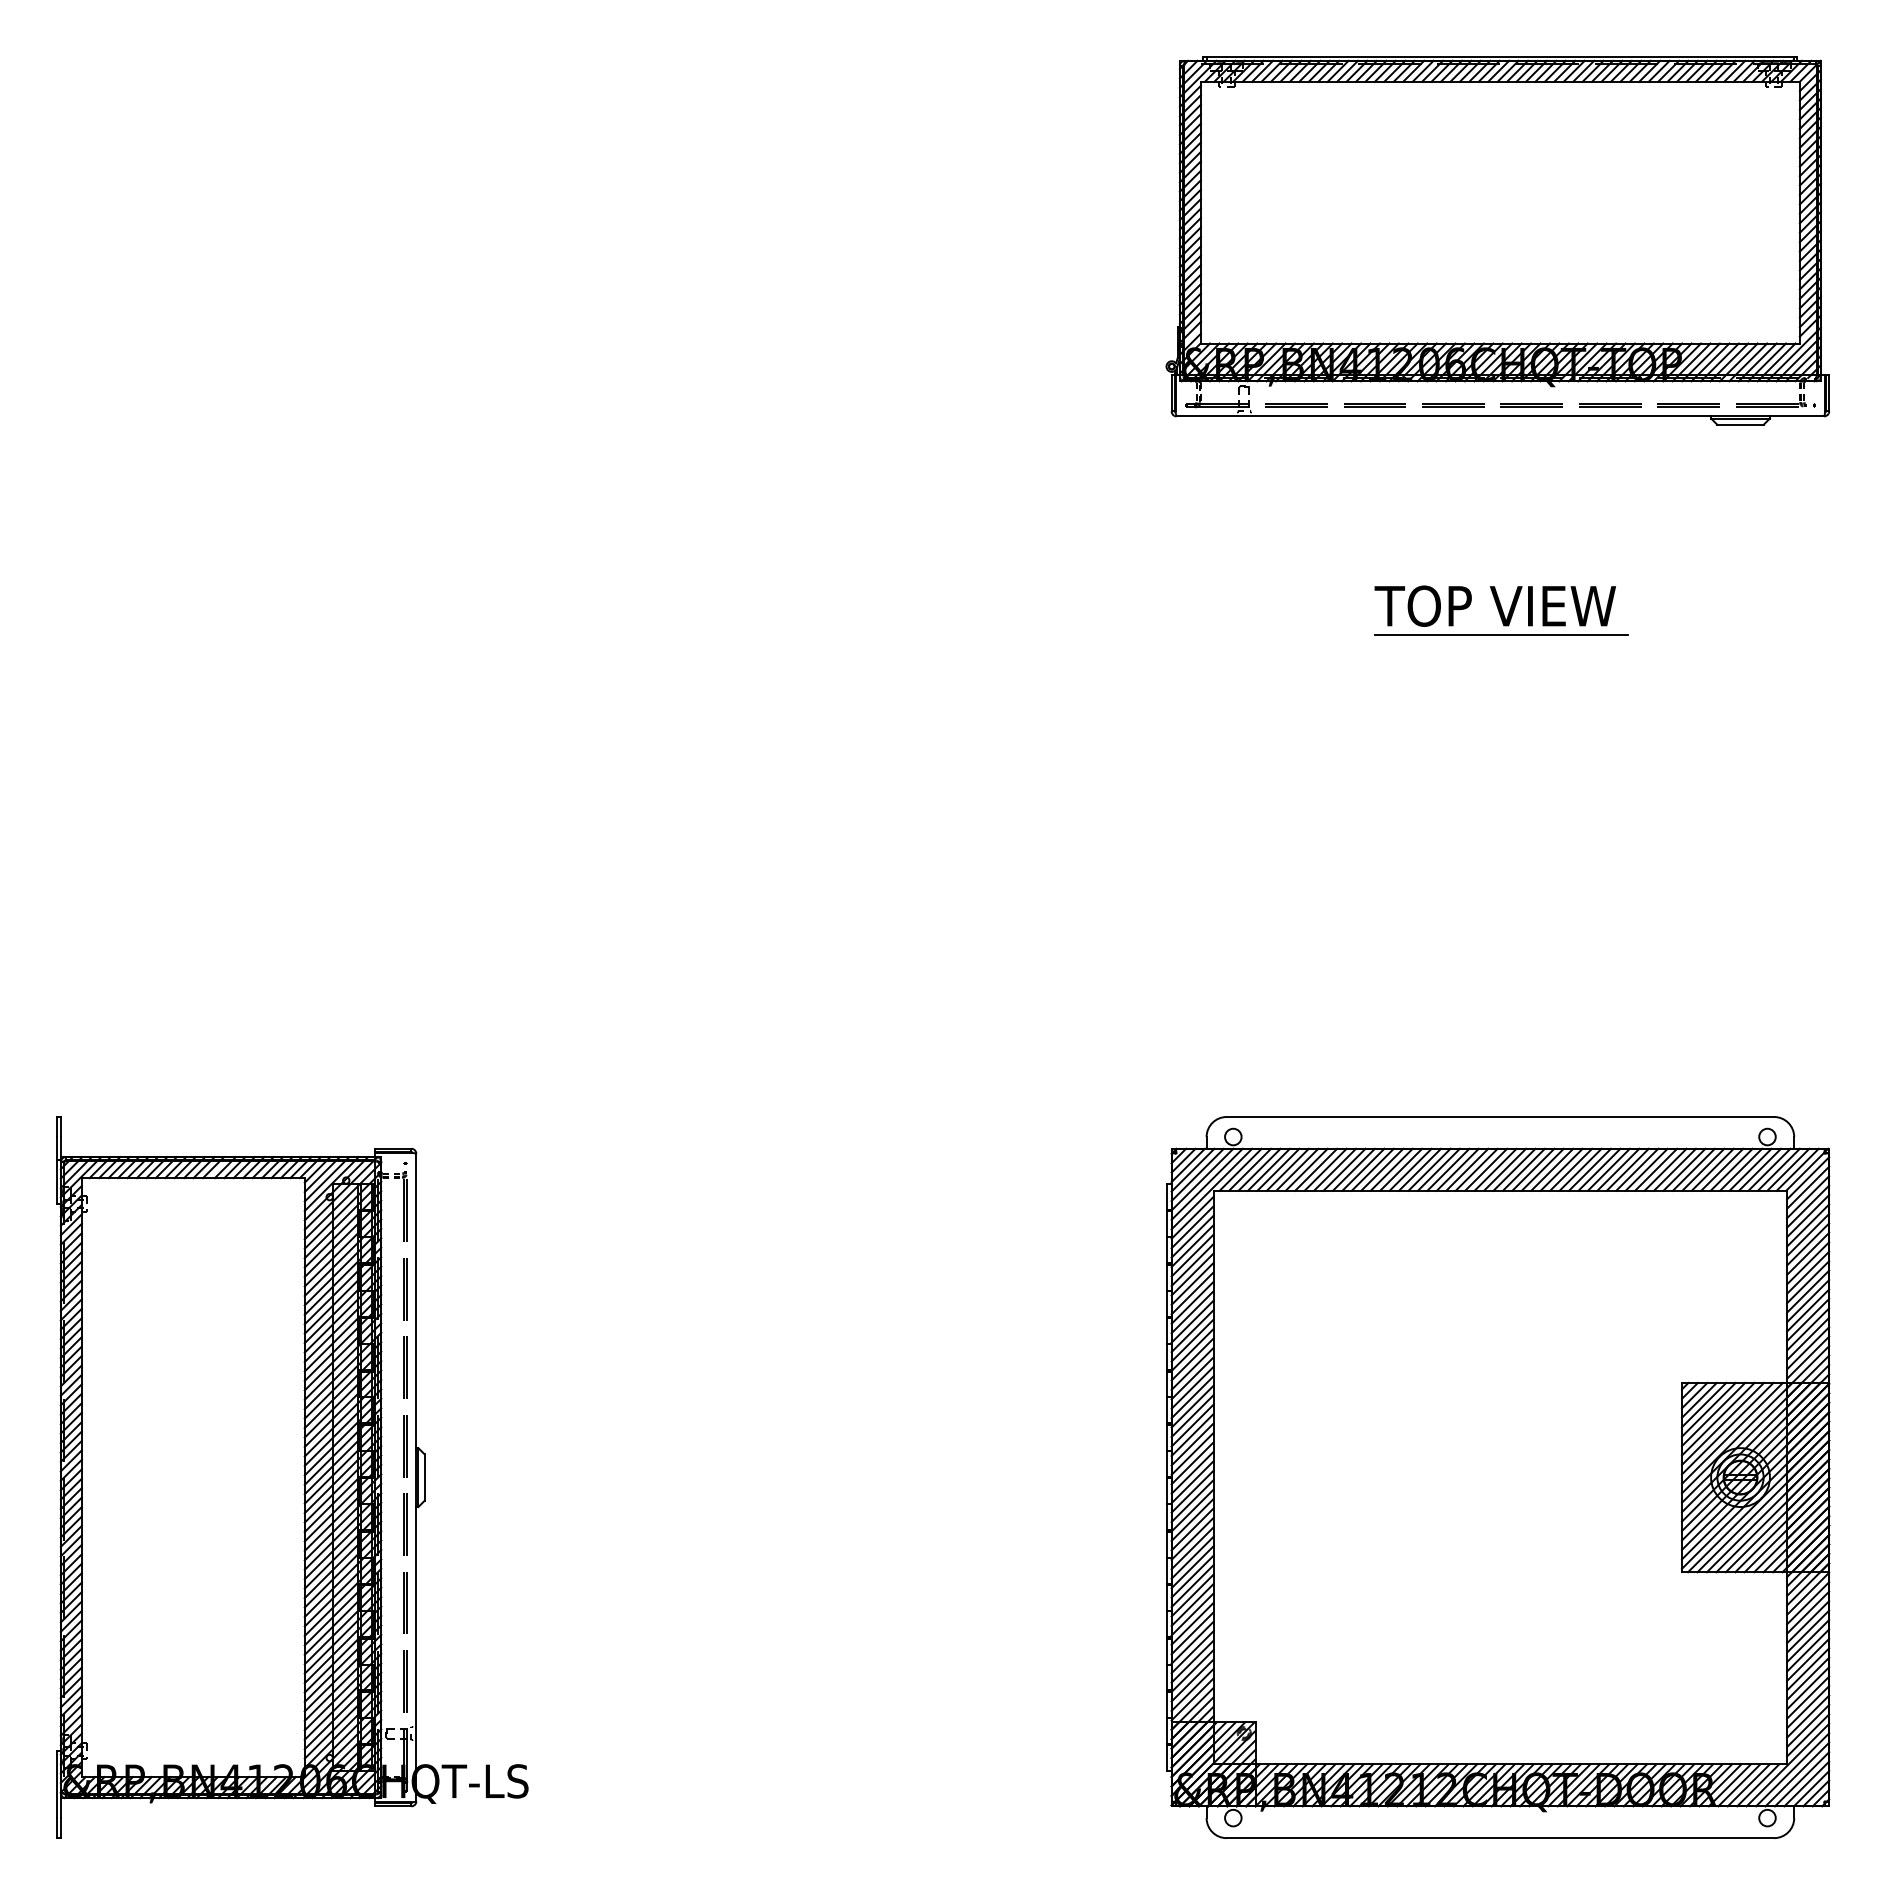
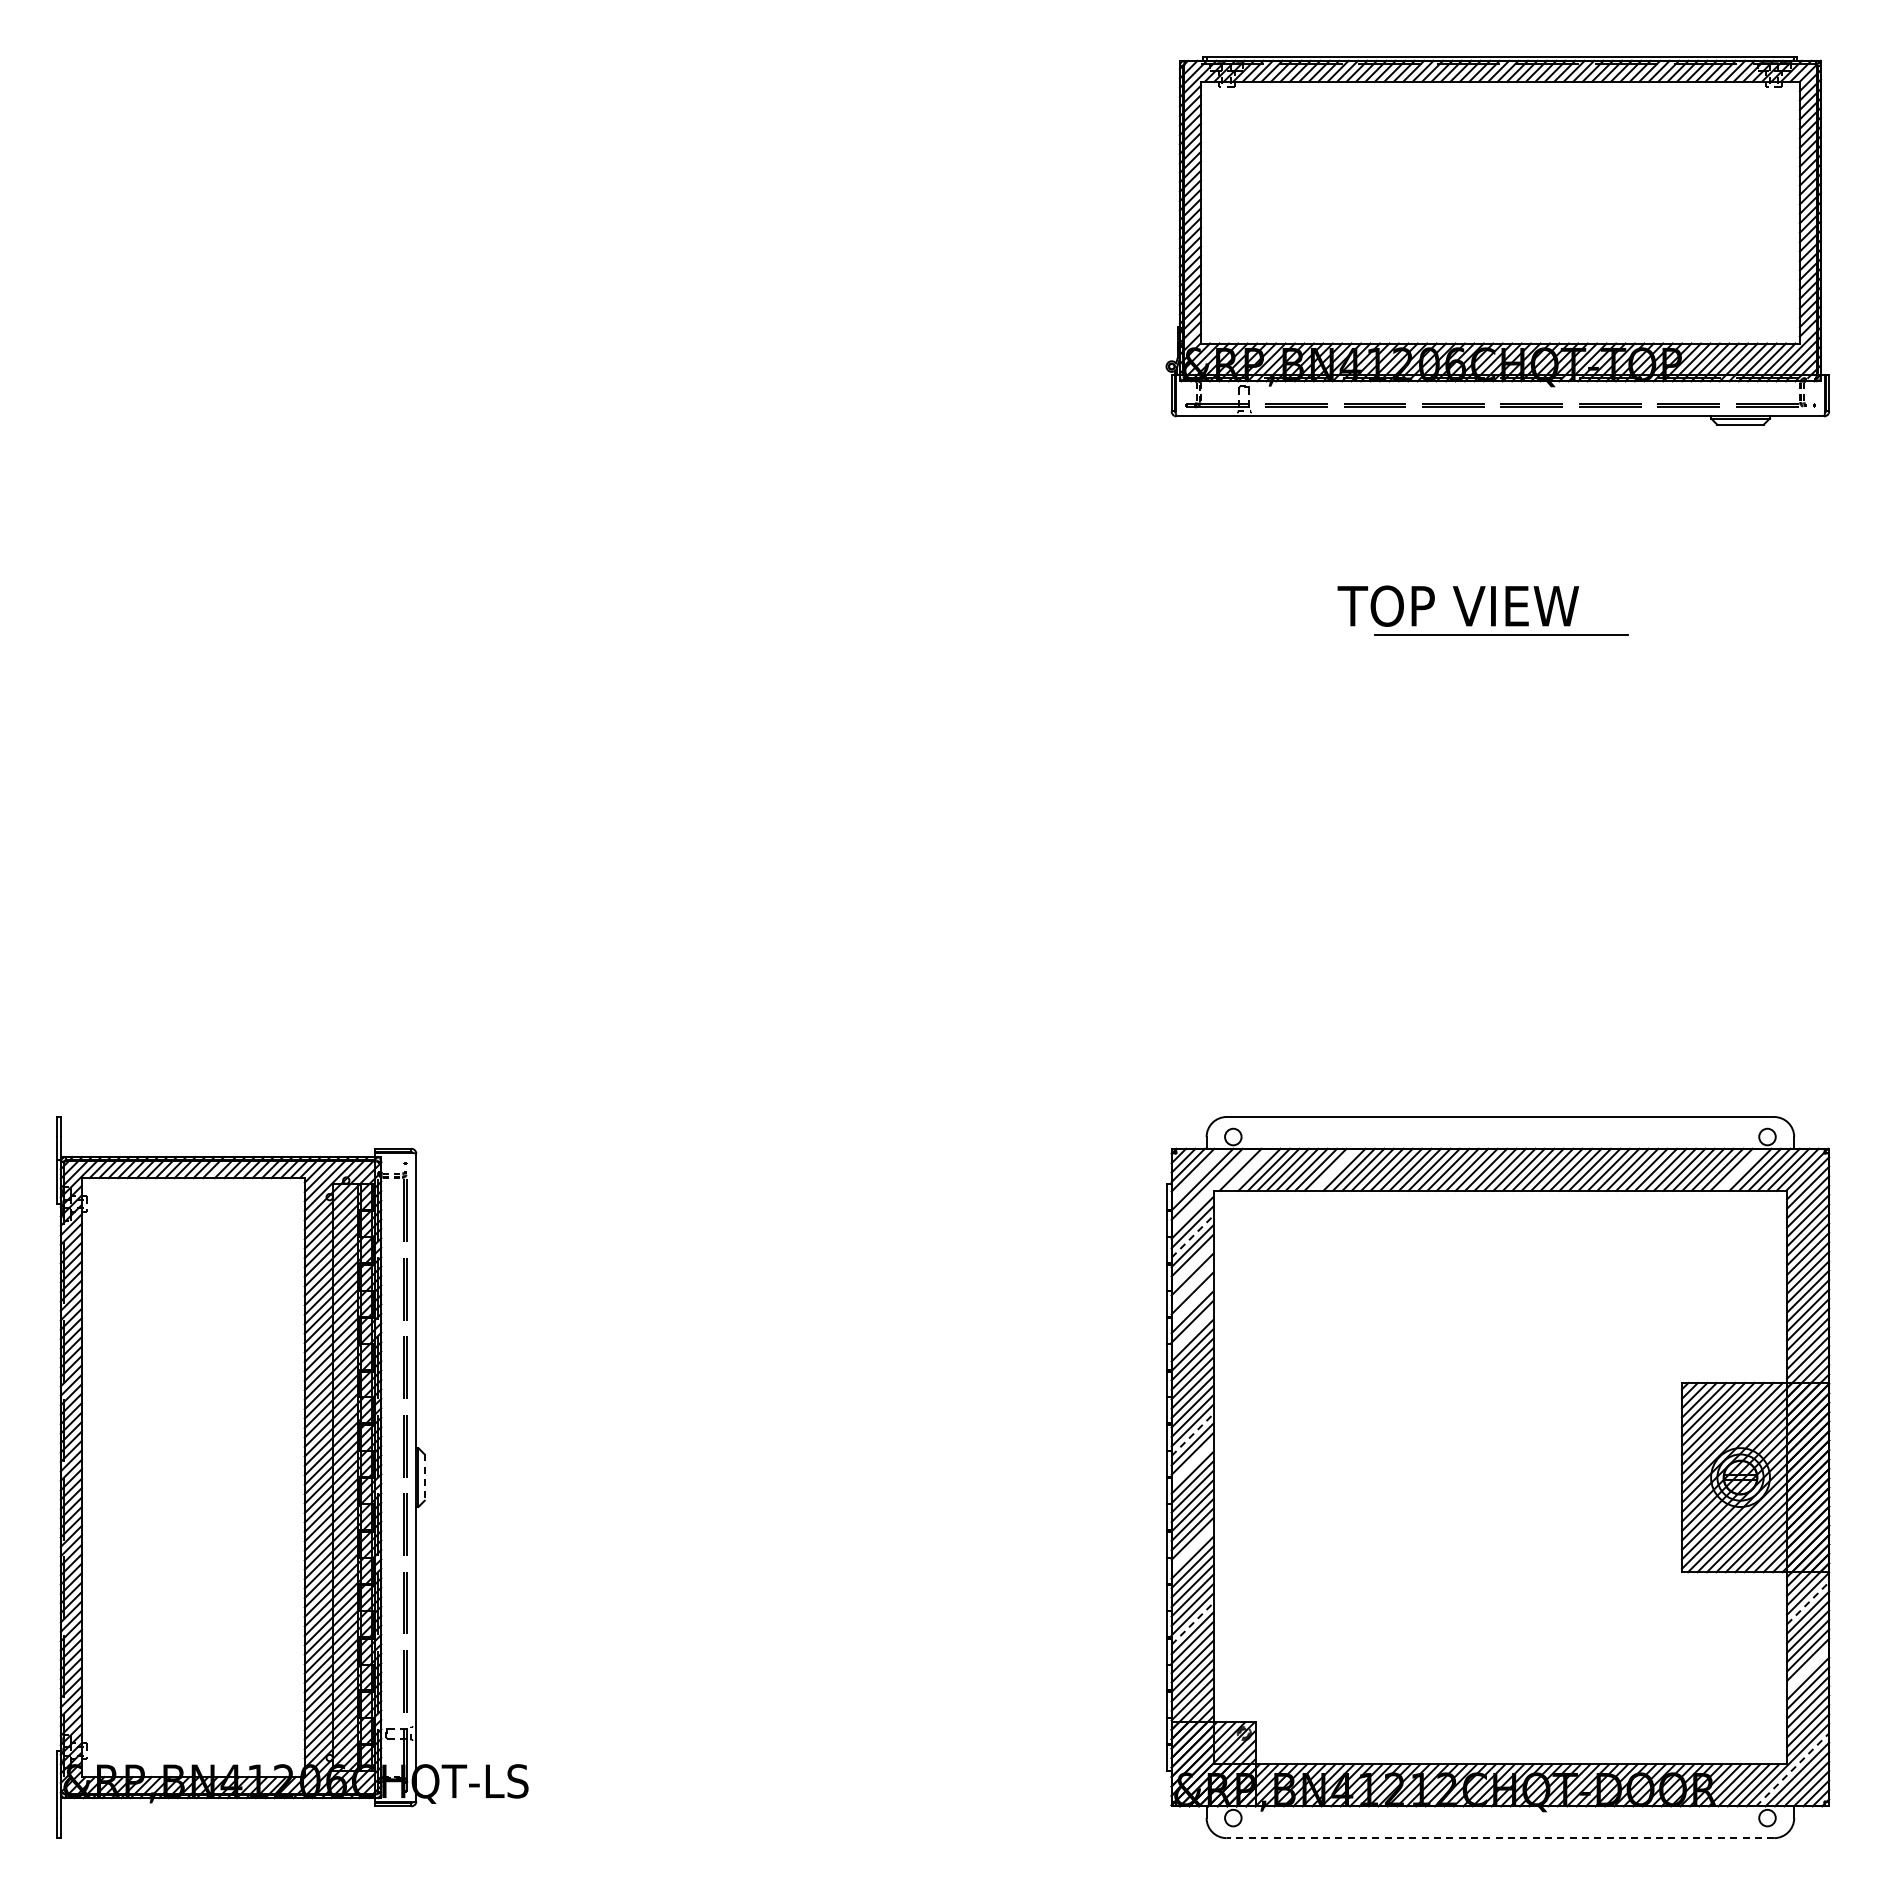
text position: (1494, 605) -> (1457, 605) (1457, 605)
line: present -> none (1249, 1169)
line: present -> none (1334, 1169)
line: present -> none (1741, 1169)
line: present -> none (1197, 1174)
line: present -> none (1211, 1188)
line: solid -> dashed (1192, 1236)
line: present -> none (1192, 1264)
line: present -> none (1192, 1283)
line: present -> none (1192, 1302)
line: present -> none (1192, 1331)
line: solid -> dashed (1192, 1434)
line: present -> none (1192, 1463)
line: solid -> dashed (424, 1478)
line: present -> none (1192, 1548)
line: solid -> dashed (1808, 1603)
line: solid -> dashed (1192, 1623)
line: present -> none (1808, 1669)
line: solid -> dashed (1792, 1769)
line: solid -> dashed (1500, 1838)
